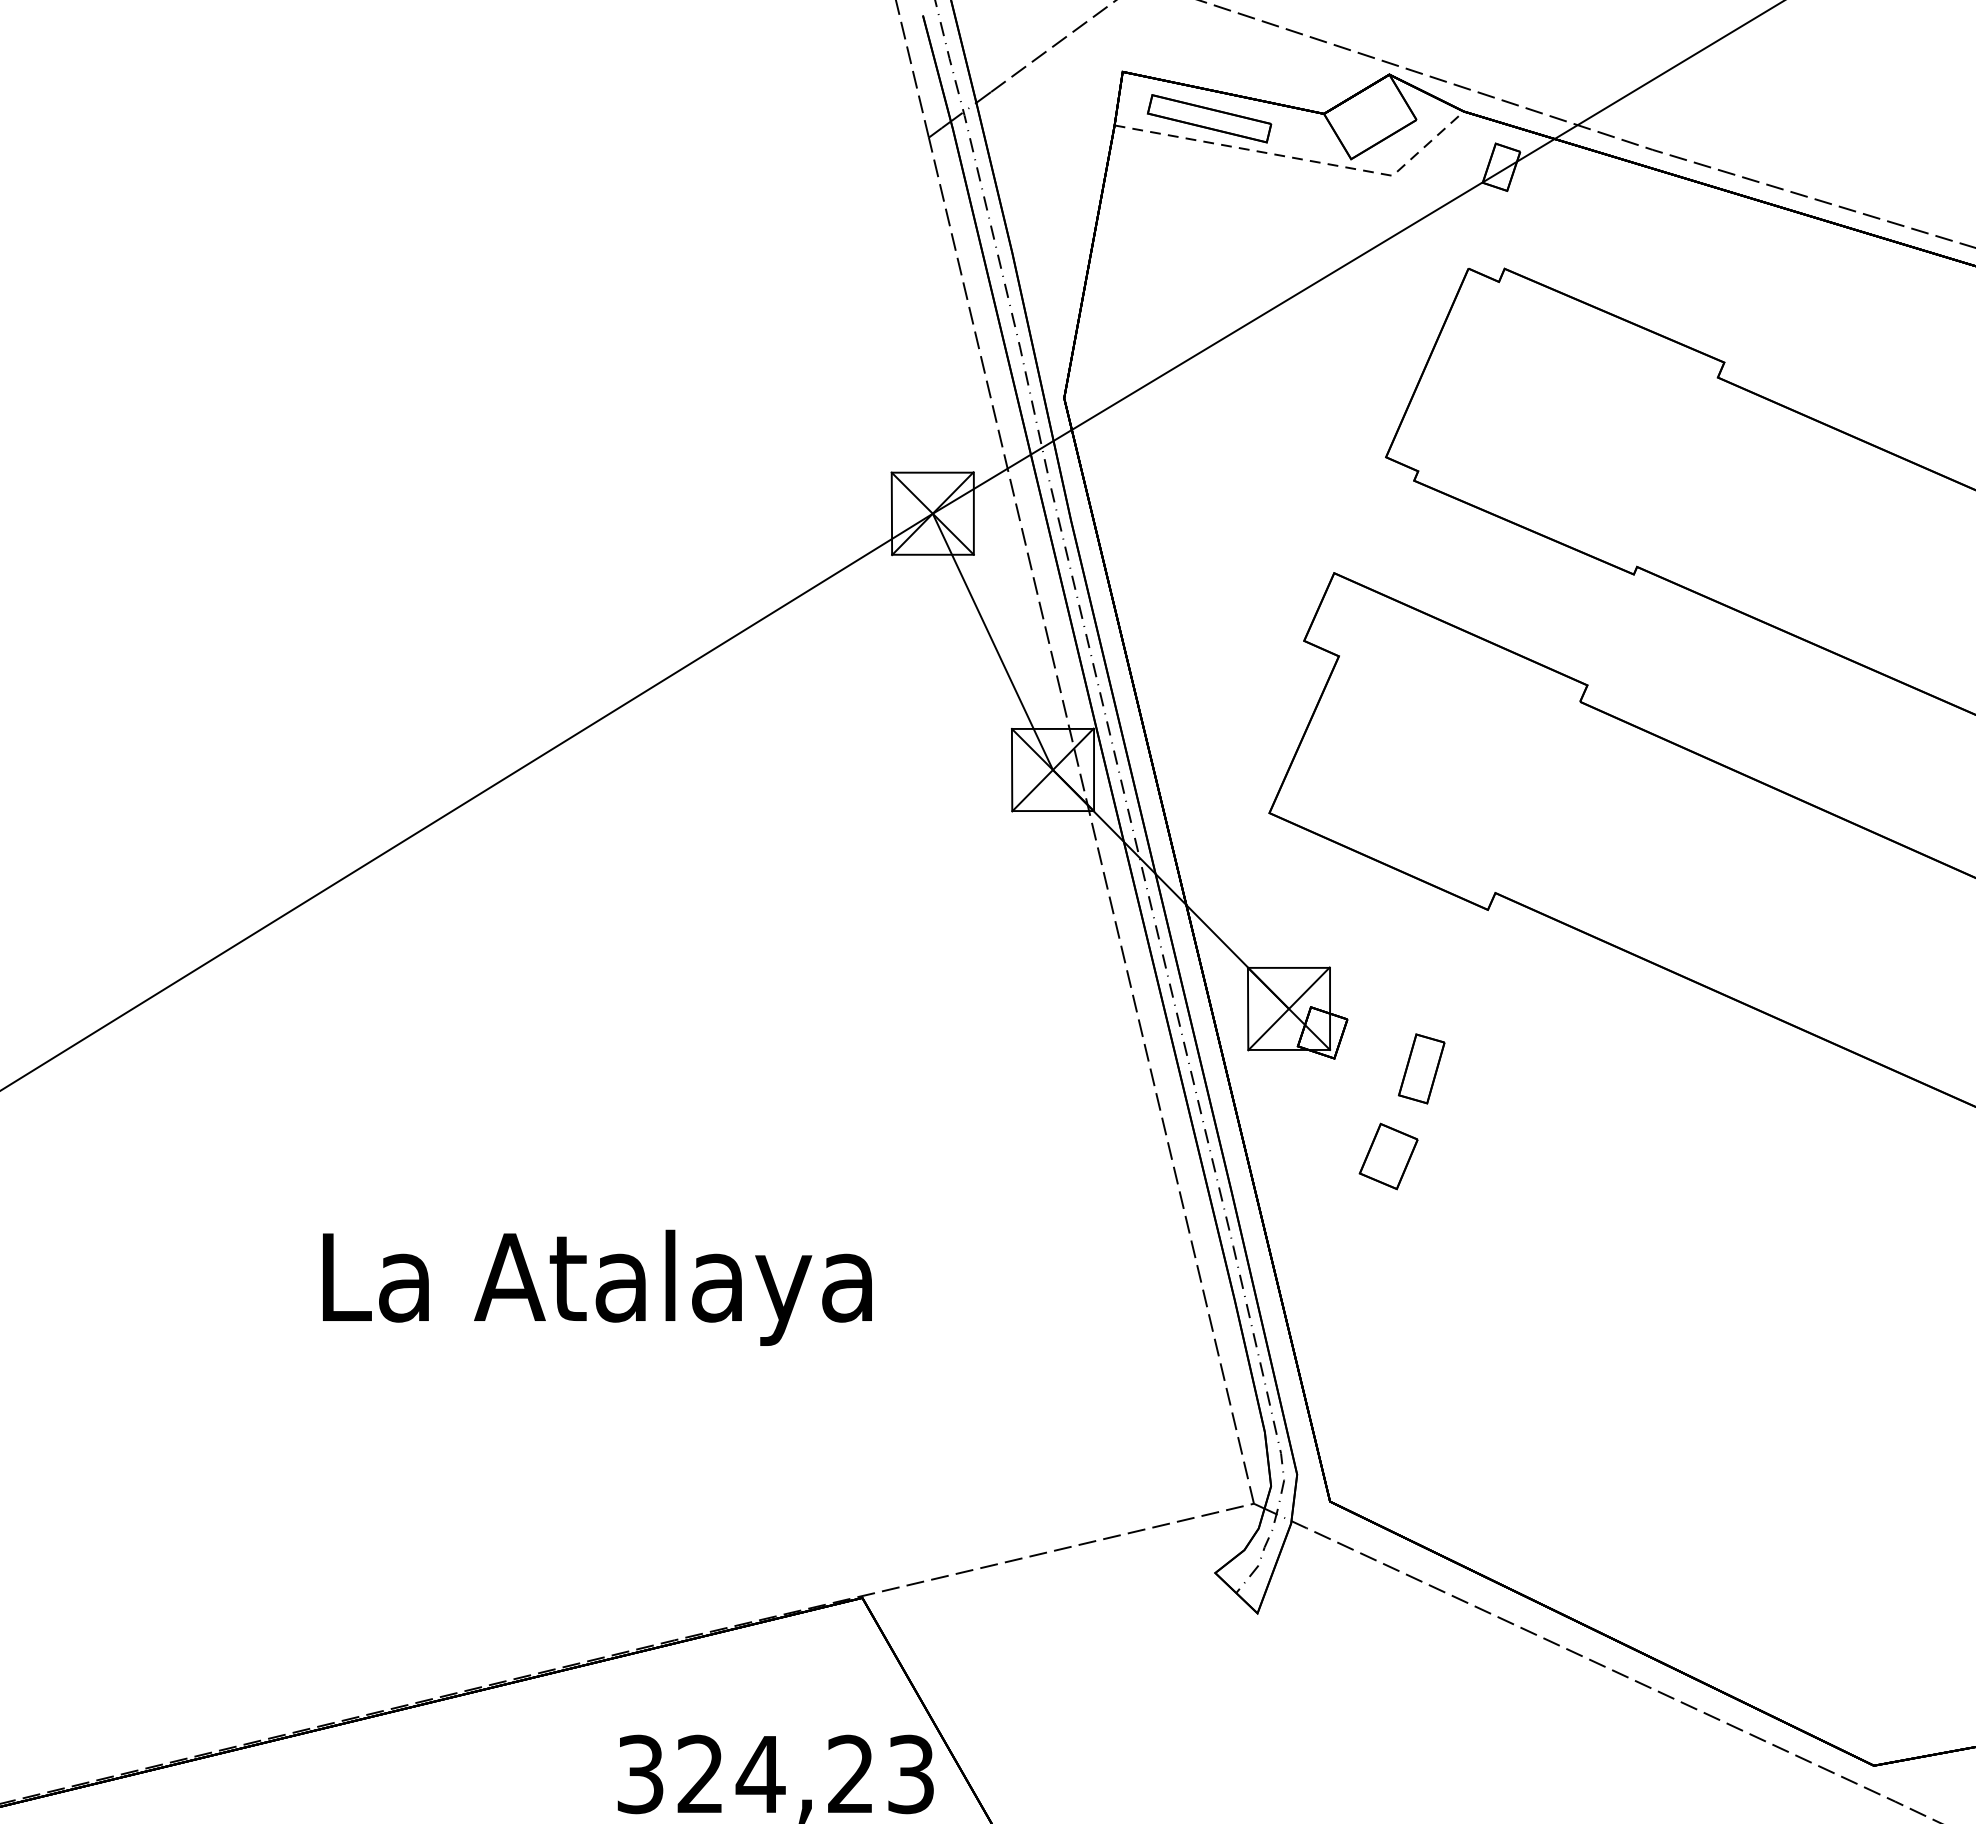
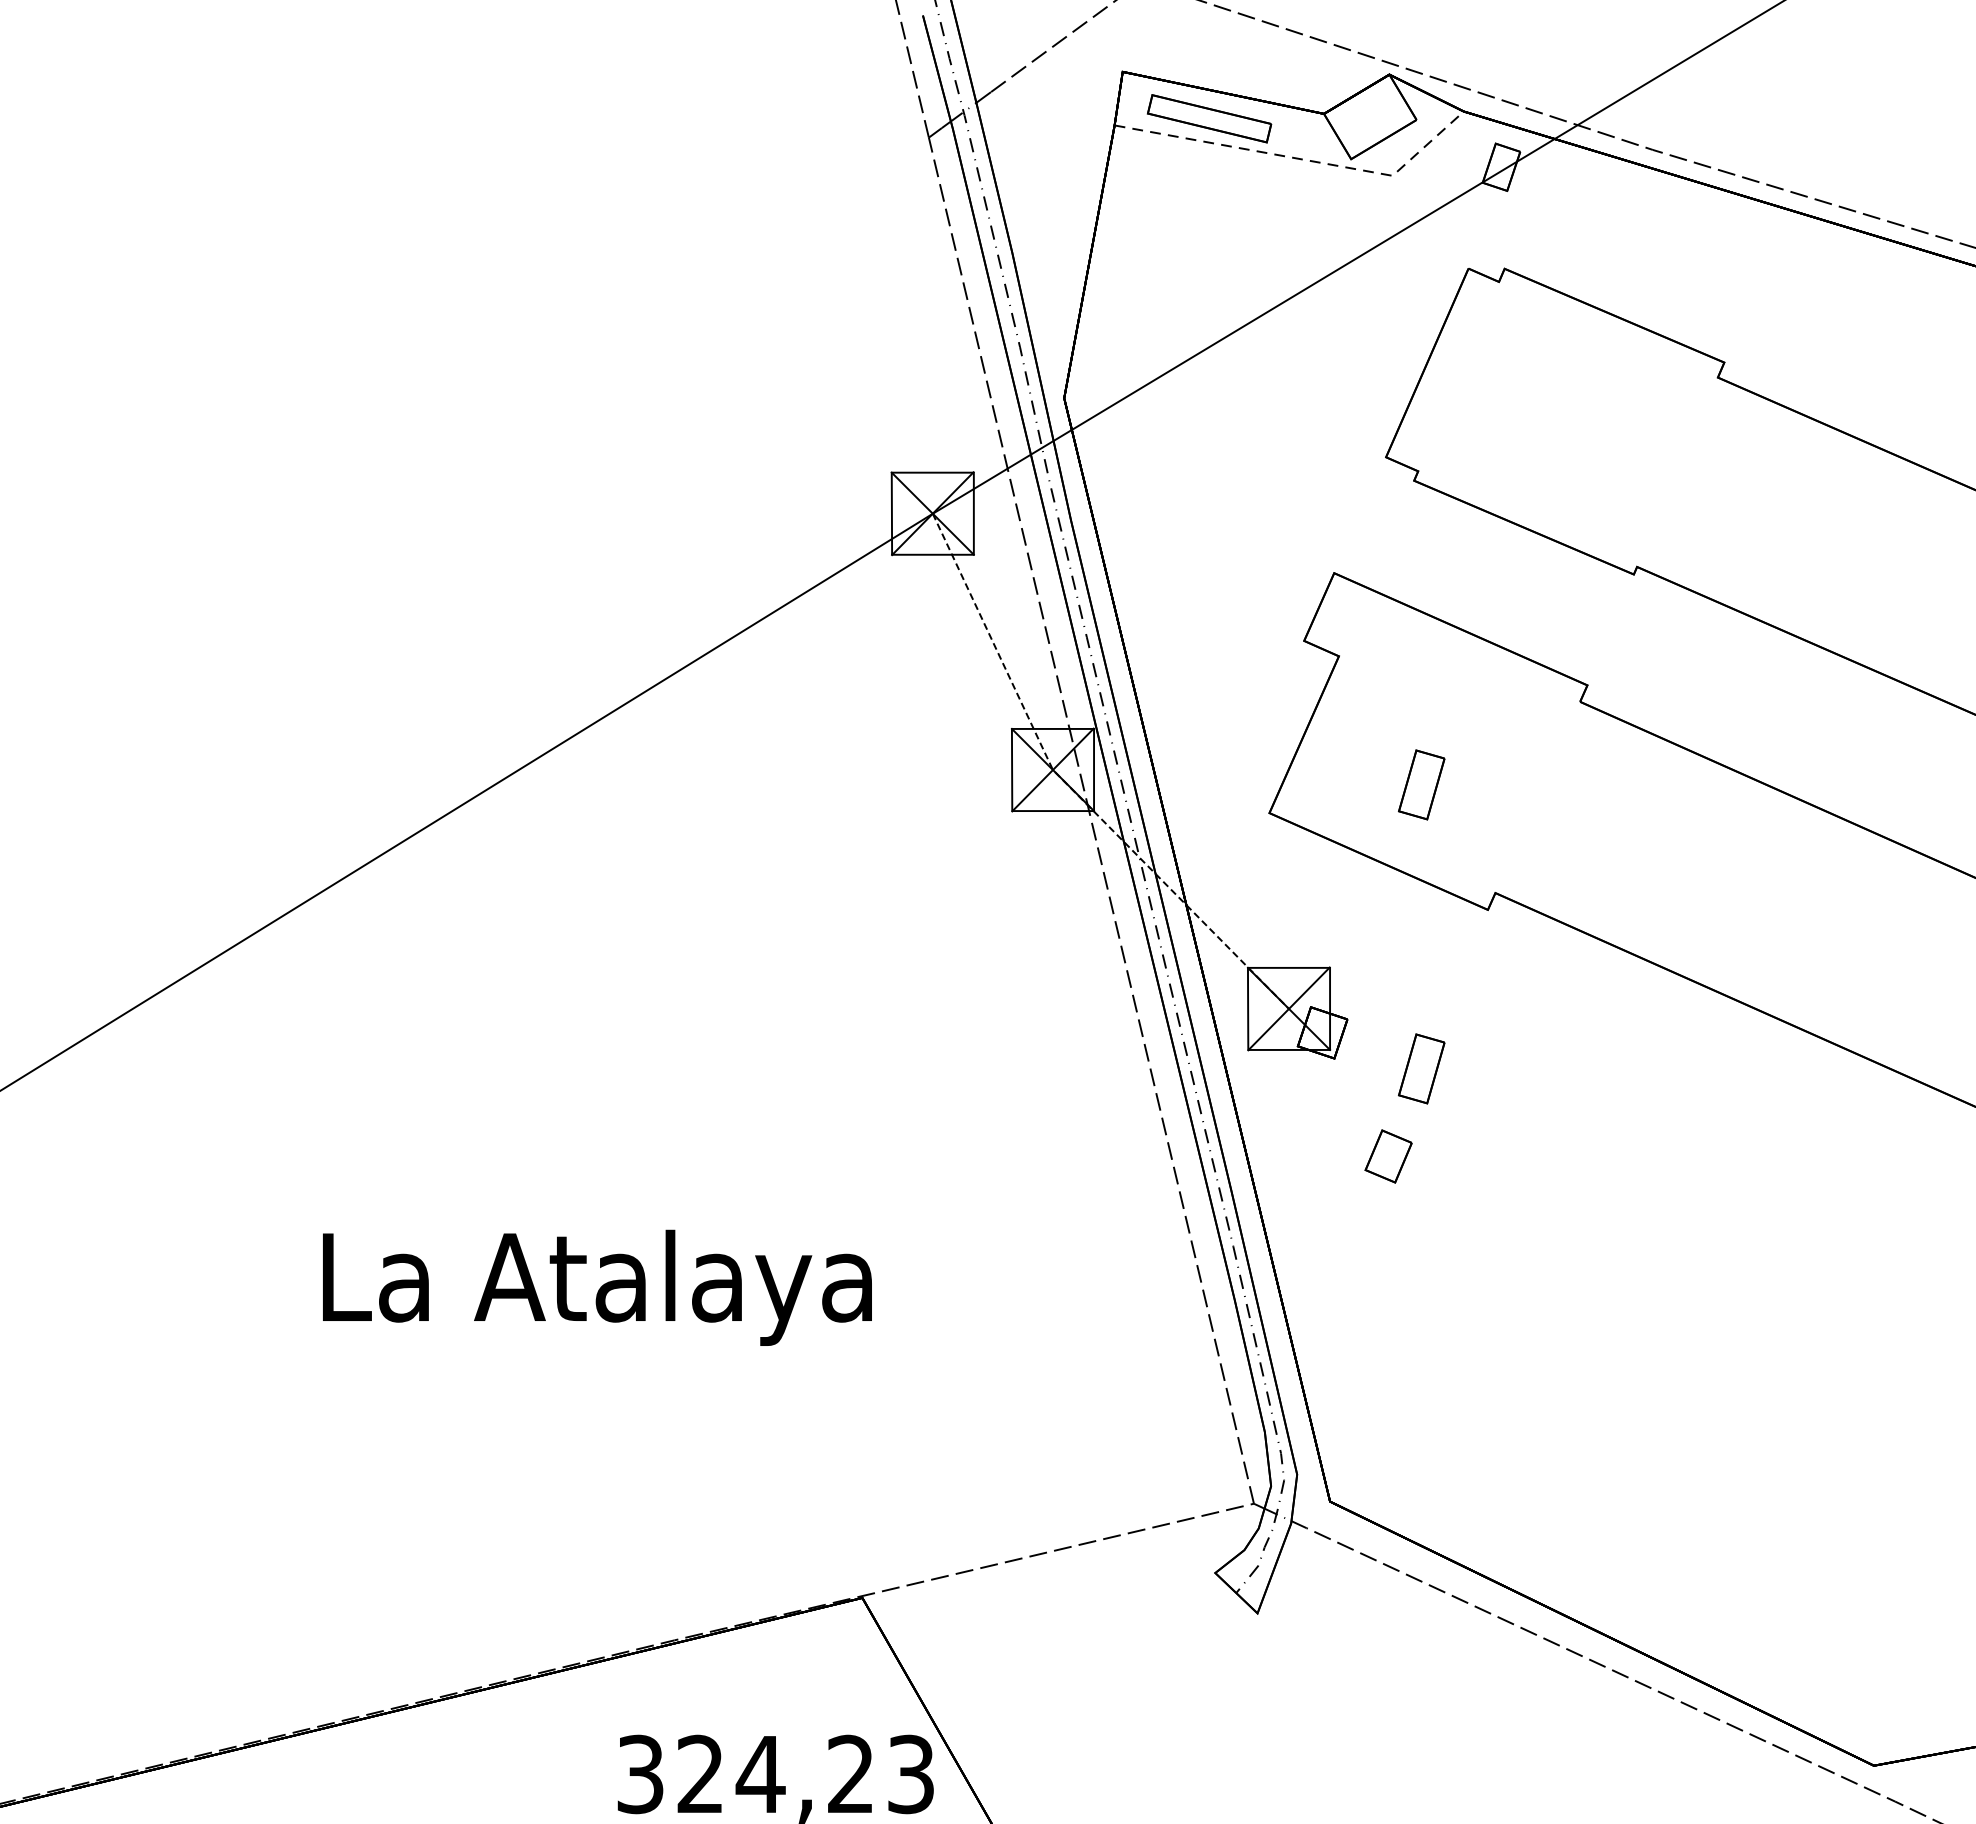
part: none -> present (1421, 784)
line: solid -> dashed (1071, 788)
part size: 61x69 px -> 49x55 px (1388, 1156)
